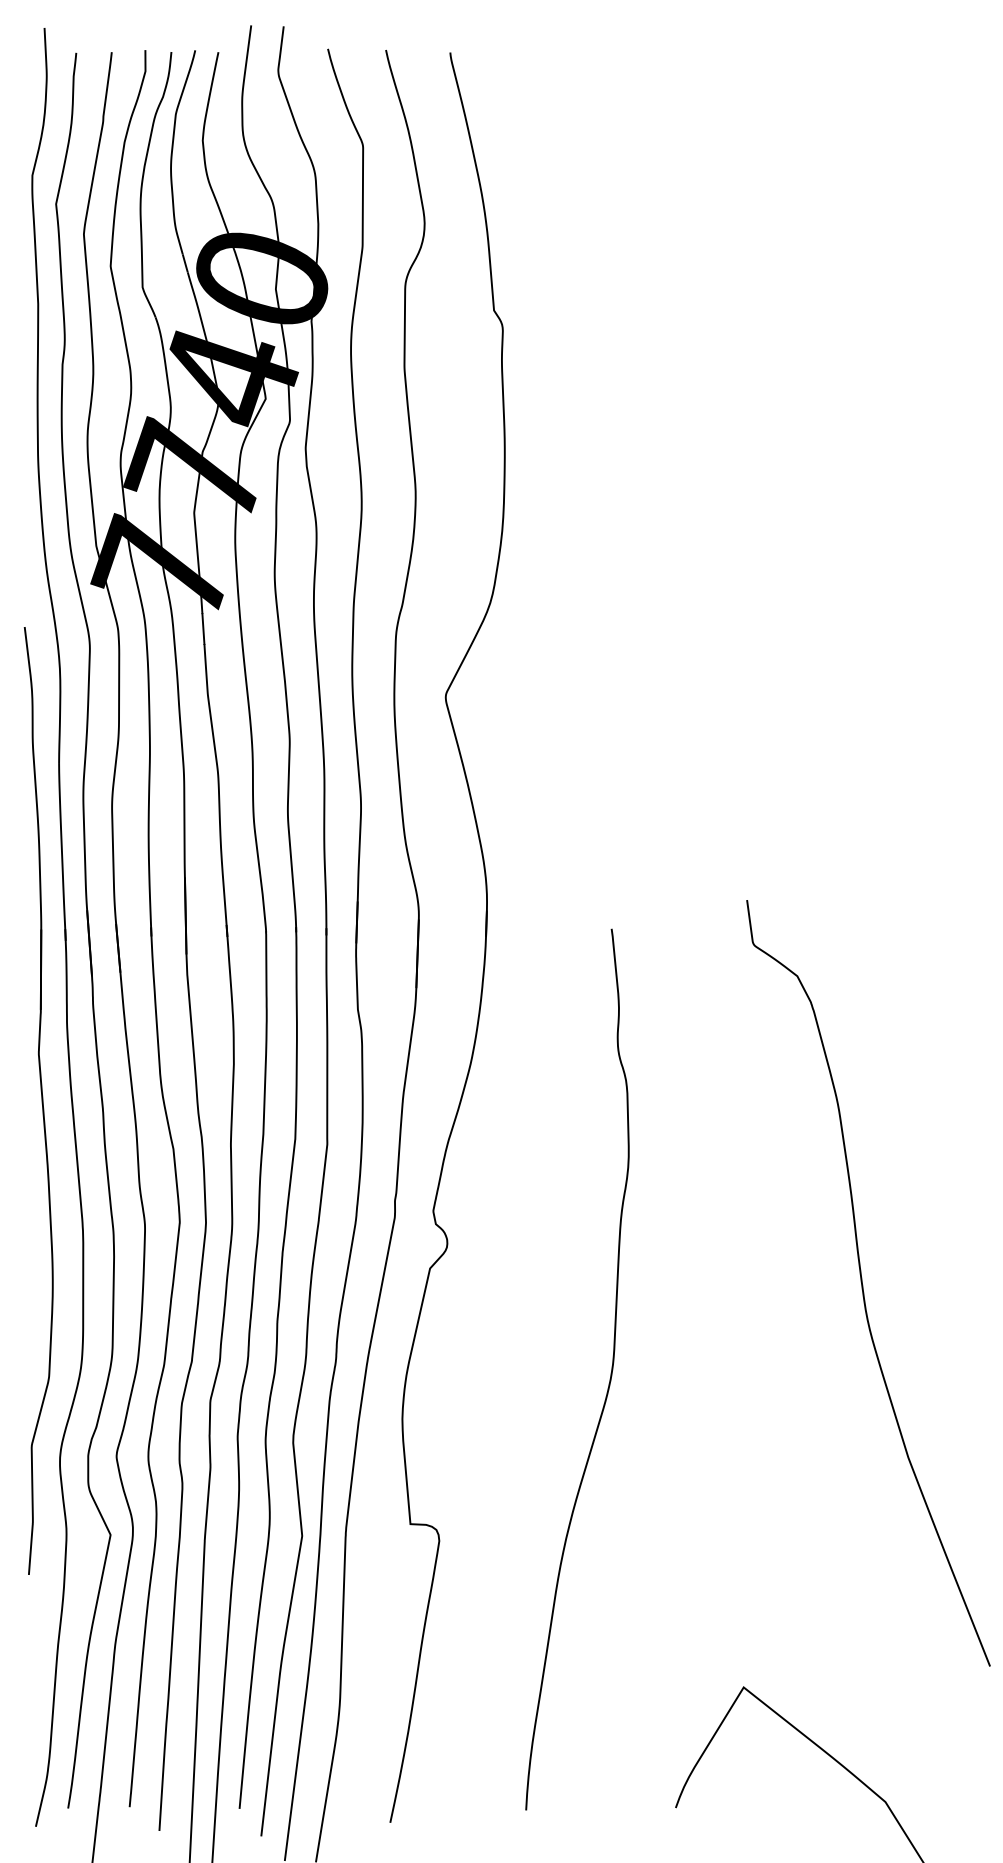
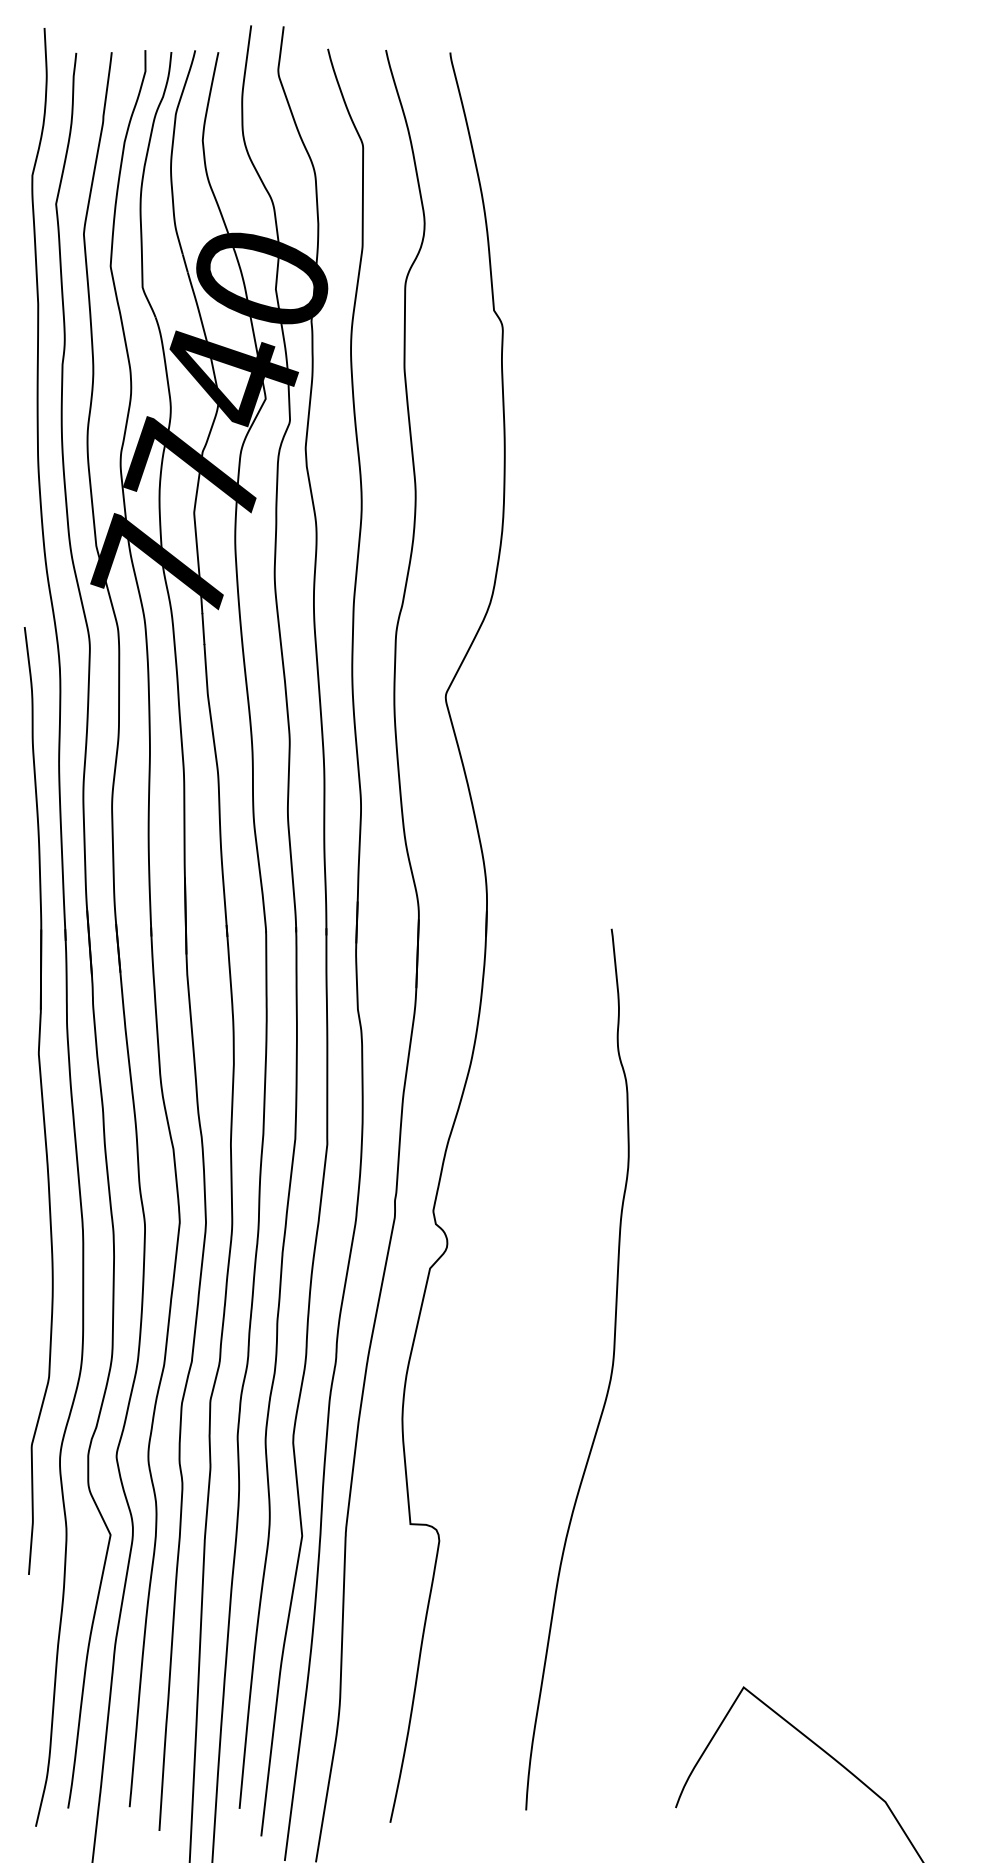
curve: present -> none (863, 1285)
